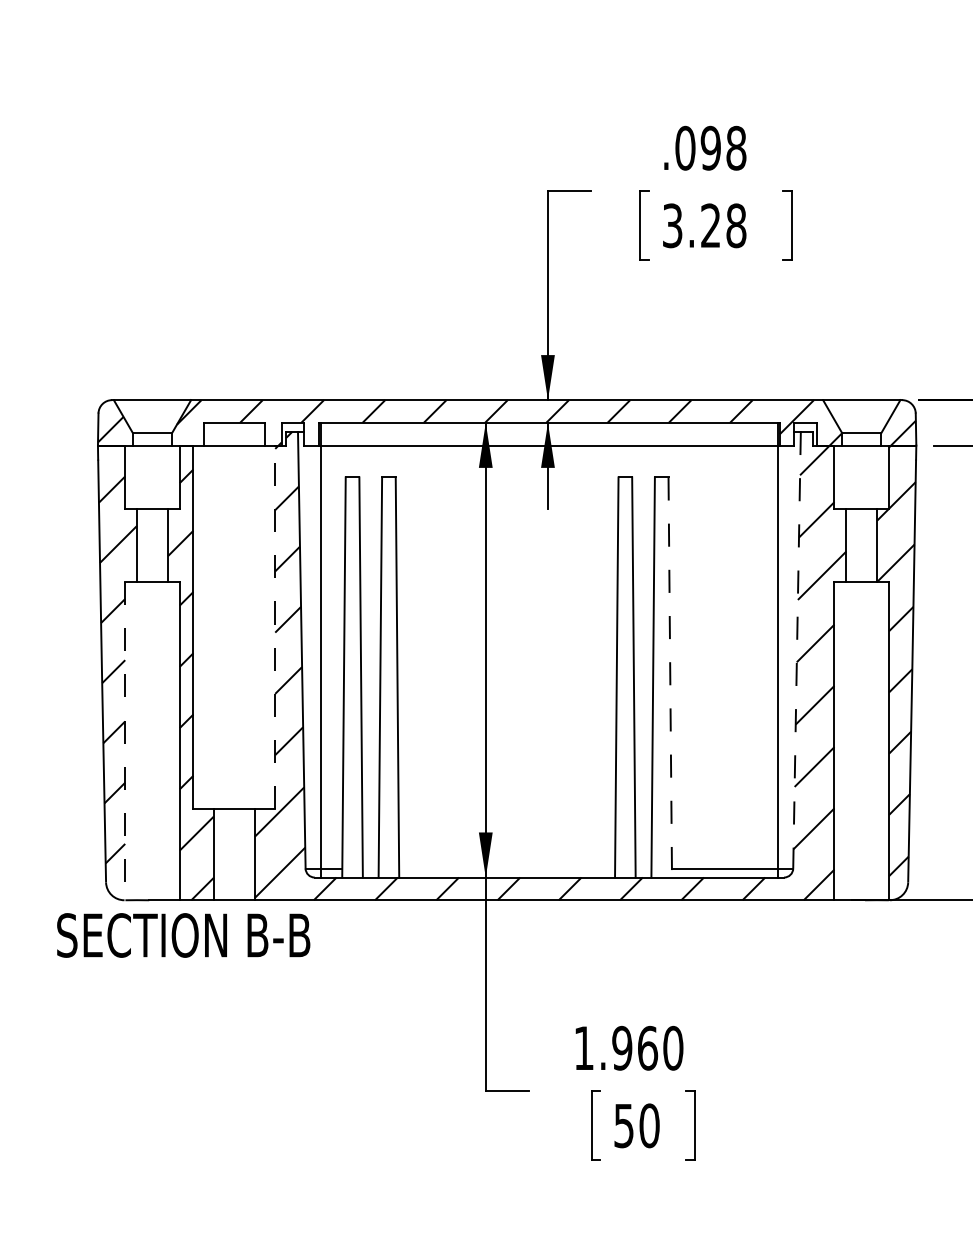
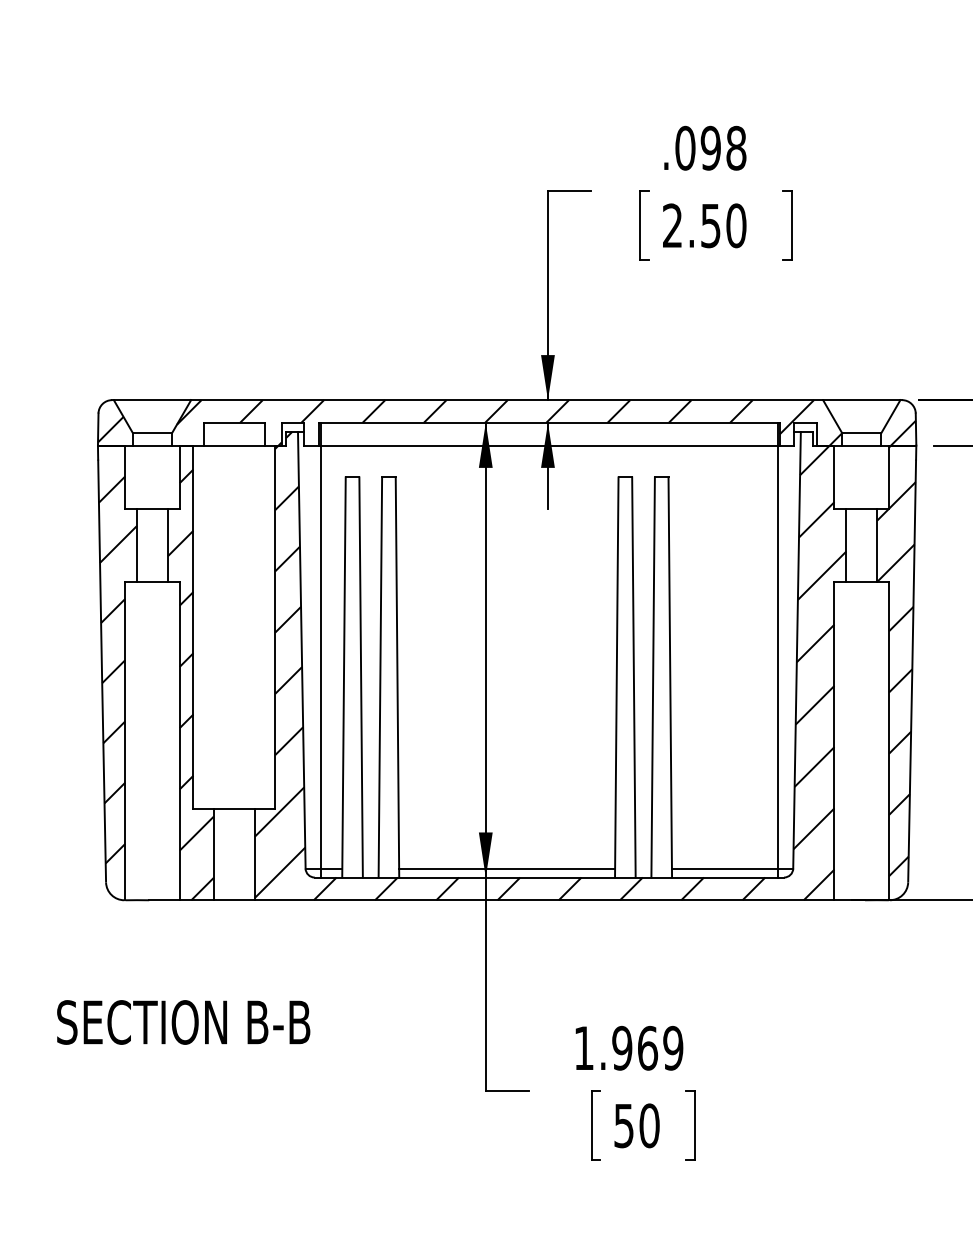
text: 3.28 -> 2.50 (704, 225)
line: dashed -> solid (275, 627)
line: dashed -> solid (797, 650)
line: dashed -> solid (670, 677)
line: dashed -> solid (125, 741)
line: none -> present (507, 868)
text position: (183, 935) -> (183, 1022) (183, 1022)
text: 1.960 -> 1.969 (673, 1048)
